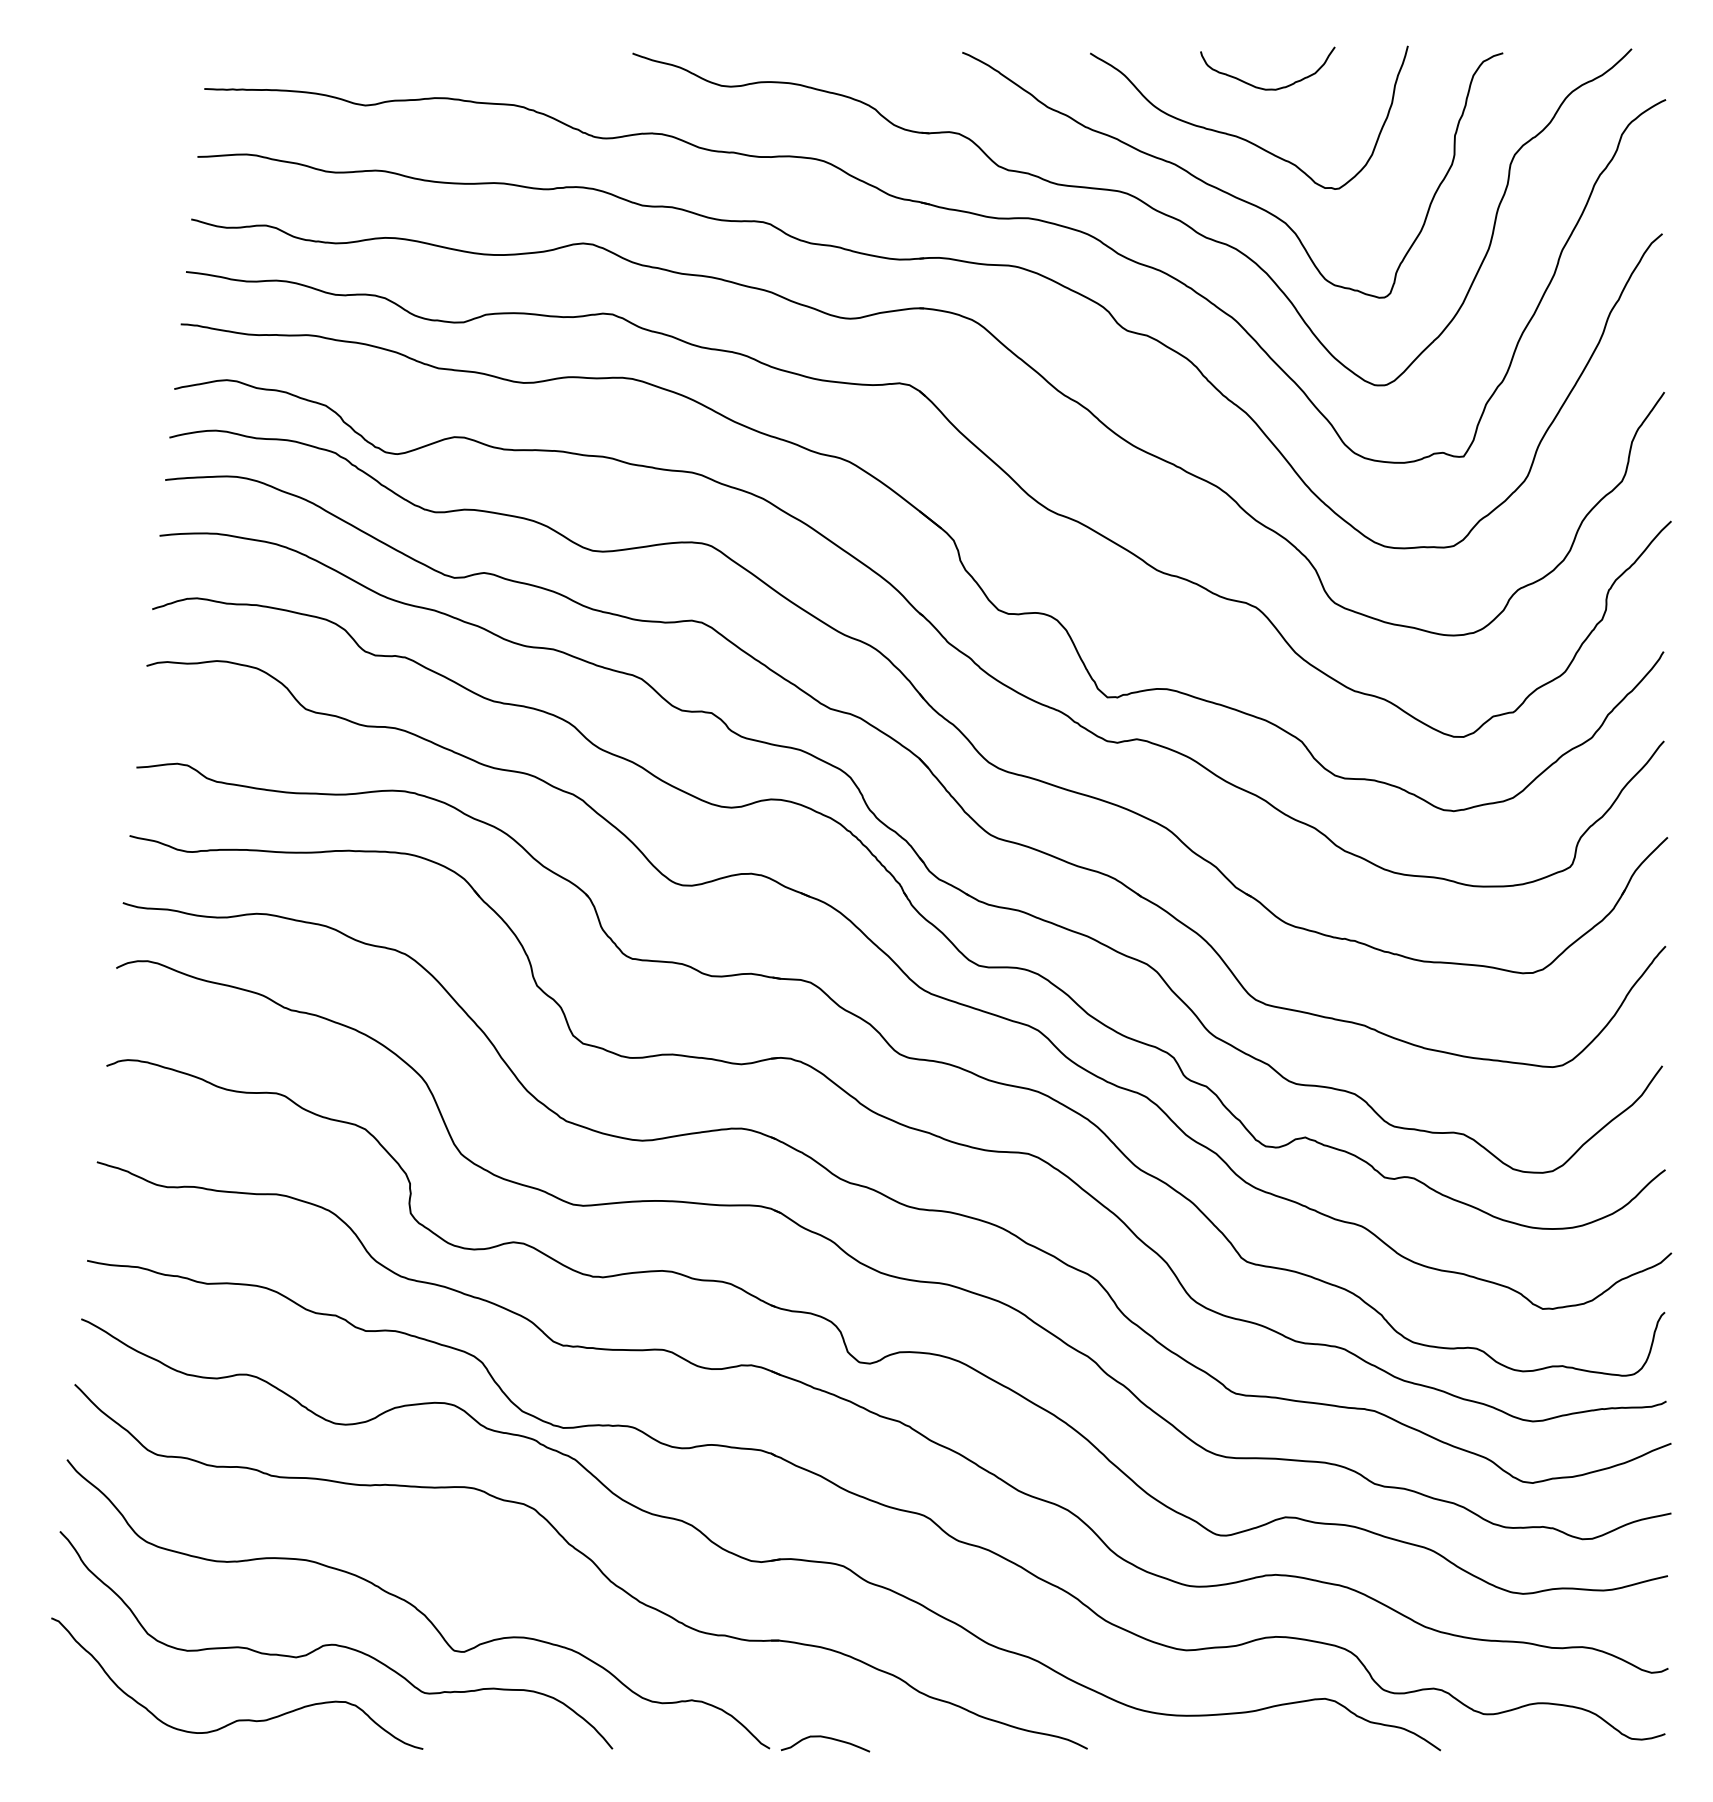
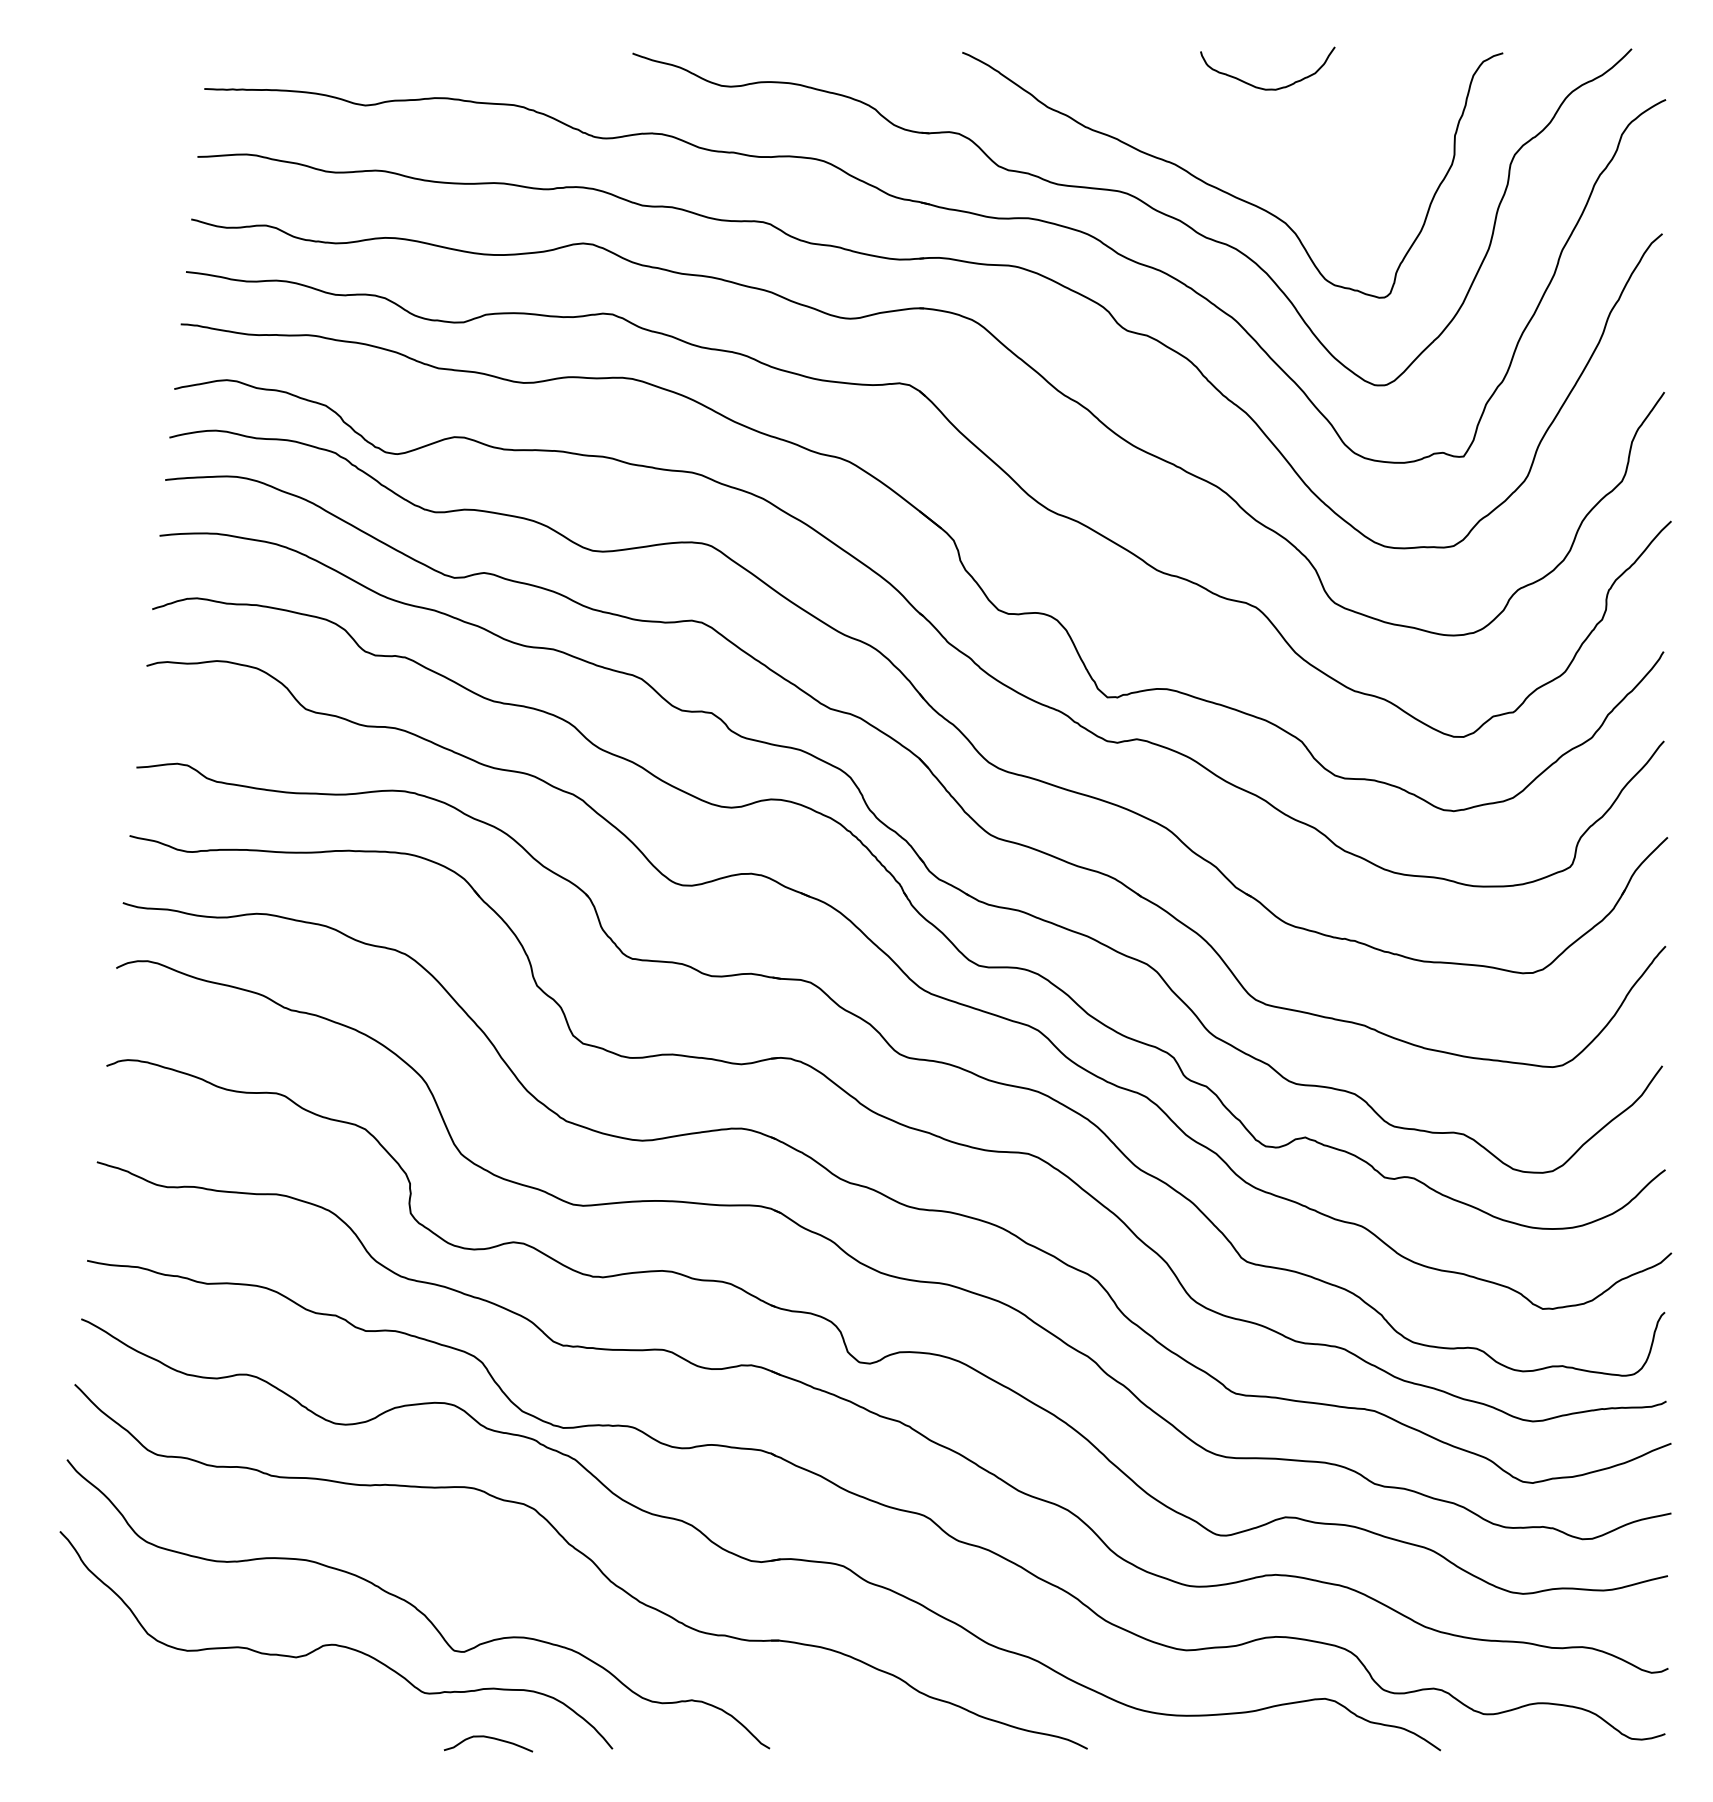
curve: present -> none (1239, 136)
curve: present -> none (237, 1719)
curve position: (825, 1738) -> (488, 1738) (488, 1738)
